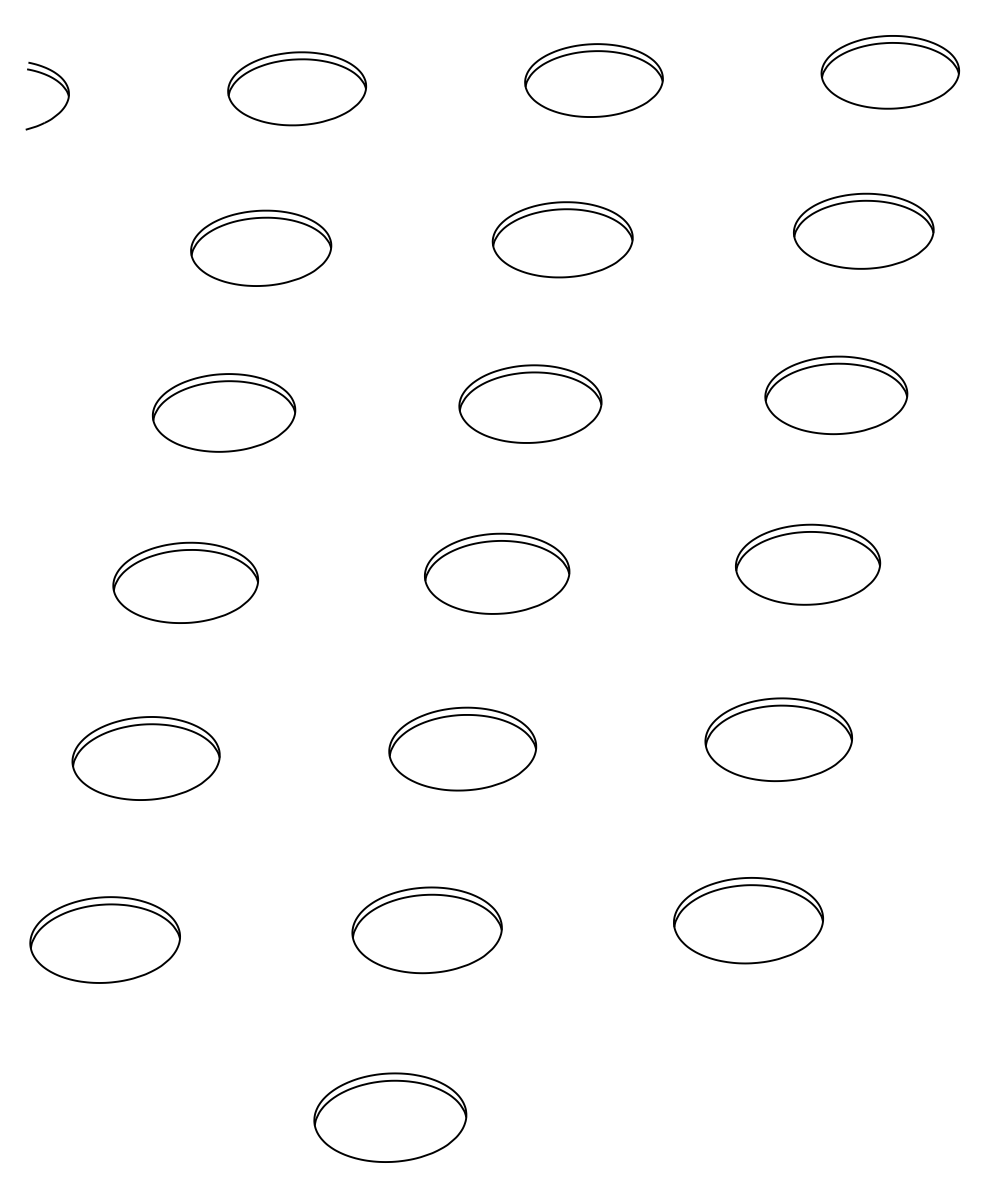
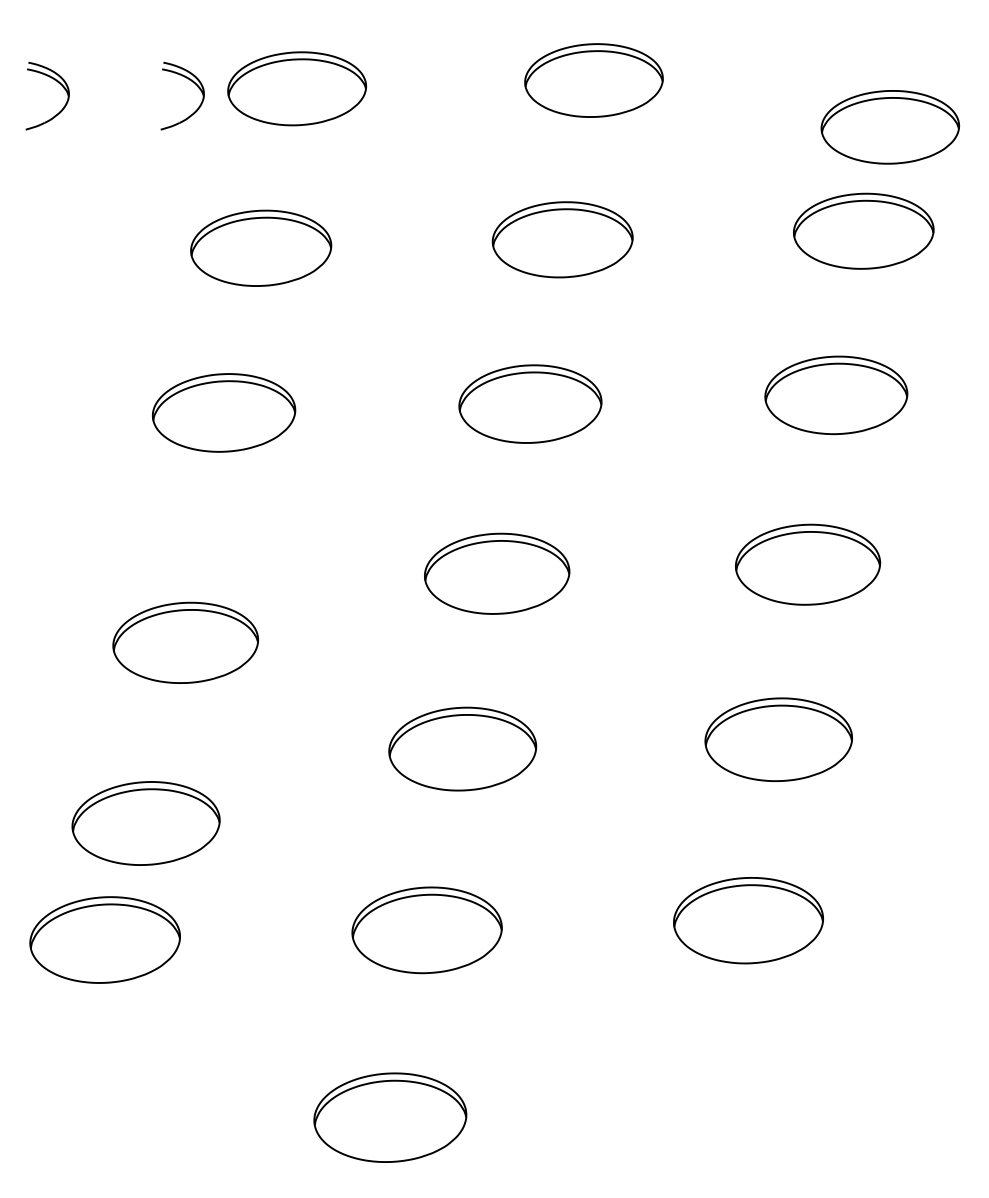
part position: (889, 72) -> (889, 127) (889, 127)
part: none -> present (193, 83)
part position: (185, 582) -> (185, 642) (185, 642)
part position: (145, 758) -> (145, 823) (145, 823)
